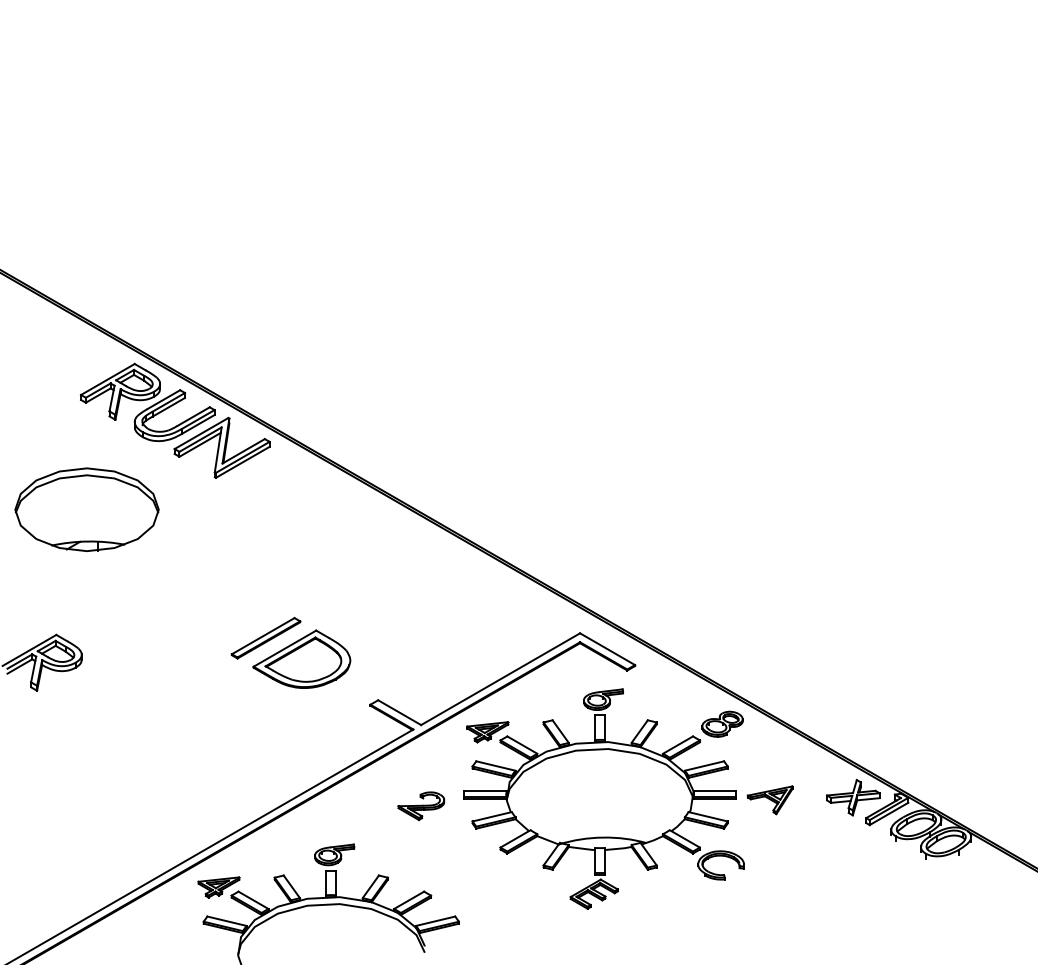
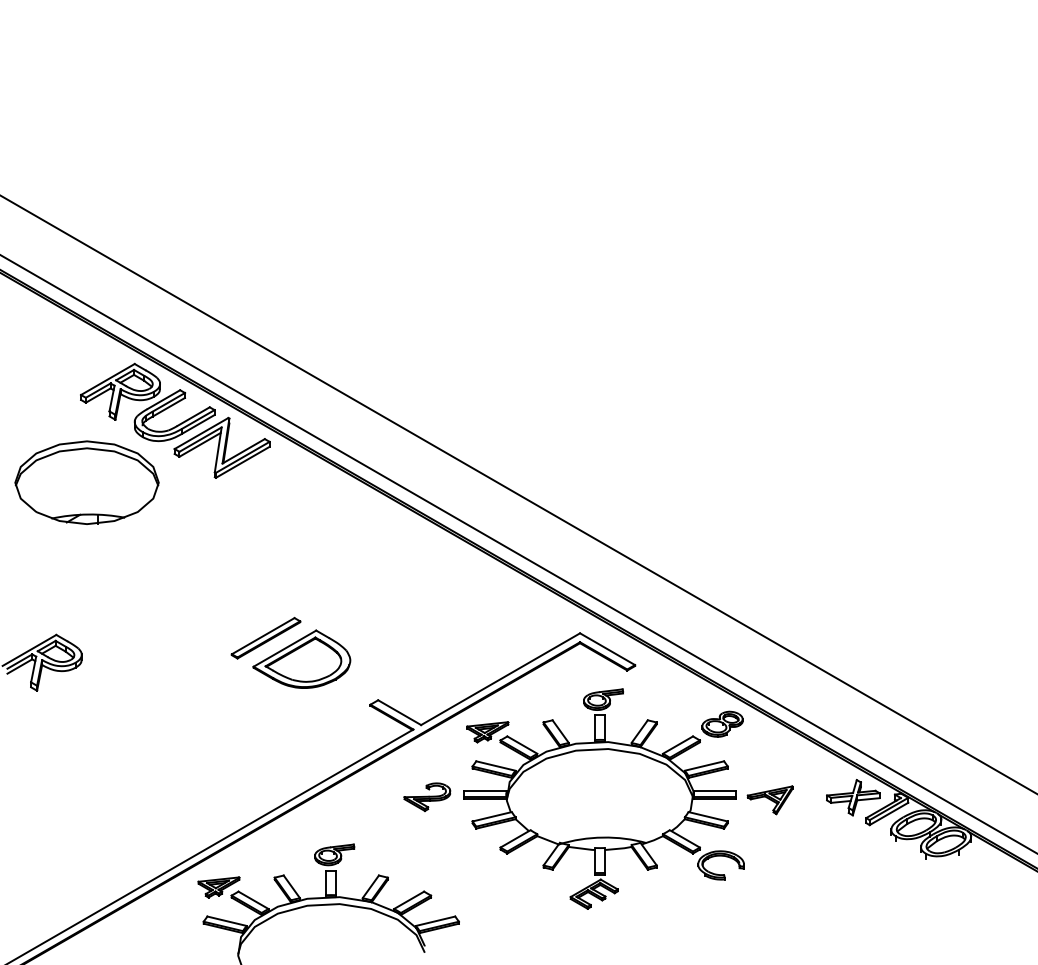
line: none -> present (518, 494)
part position: (86, 509) -> (86, 482) (86, 482)
line: none -> present (518, 554)
part position: (421, 806) -> (427, 797) (427, 797)
